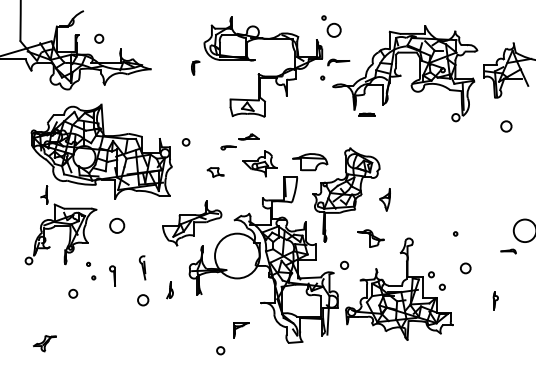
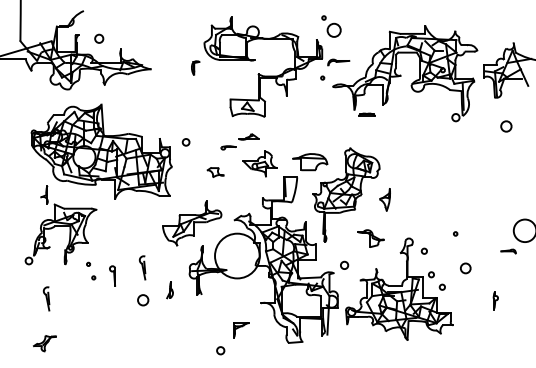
circle: present -> none (117, 225)
circle: none -> present (423, 250)
circle: present -> none (73, 293)
part: none -> present (46, 298)
